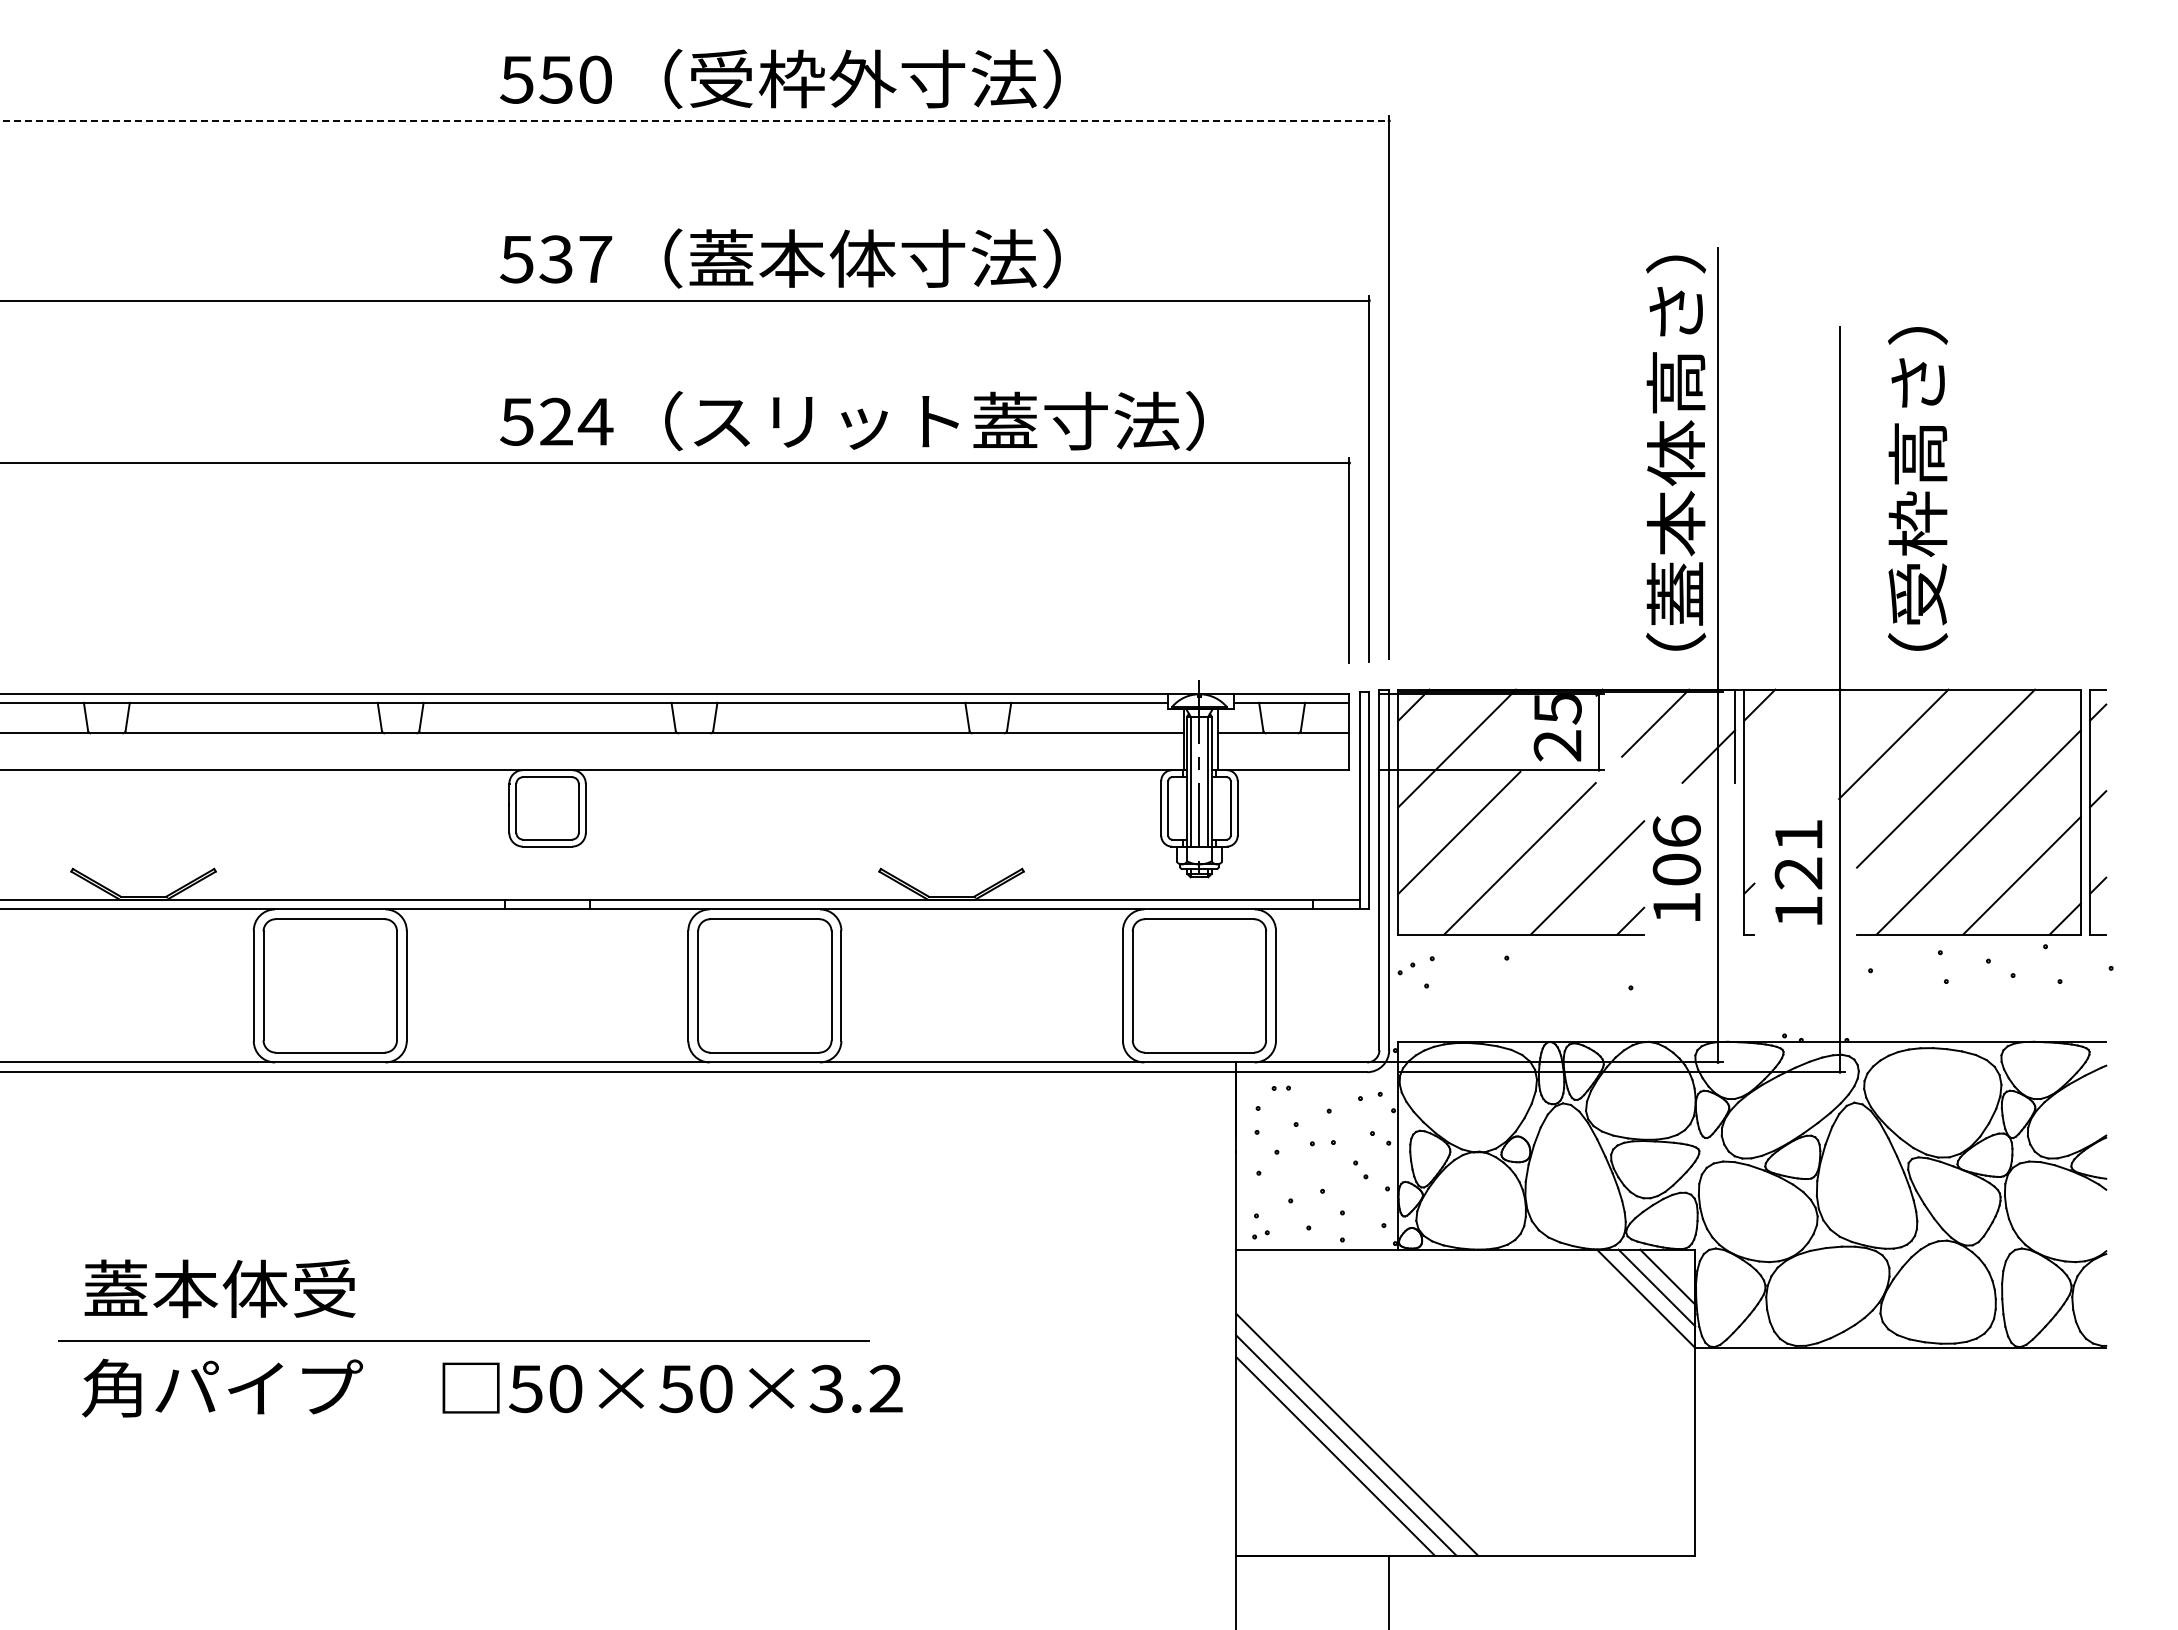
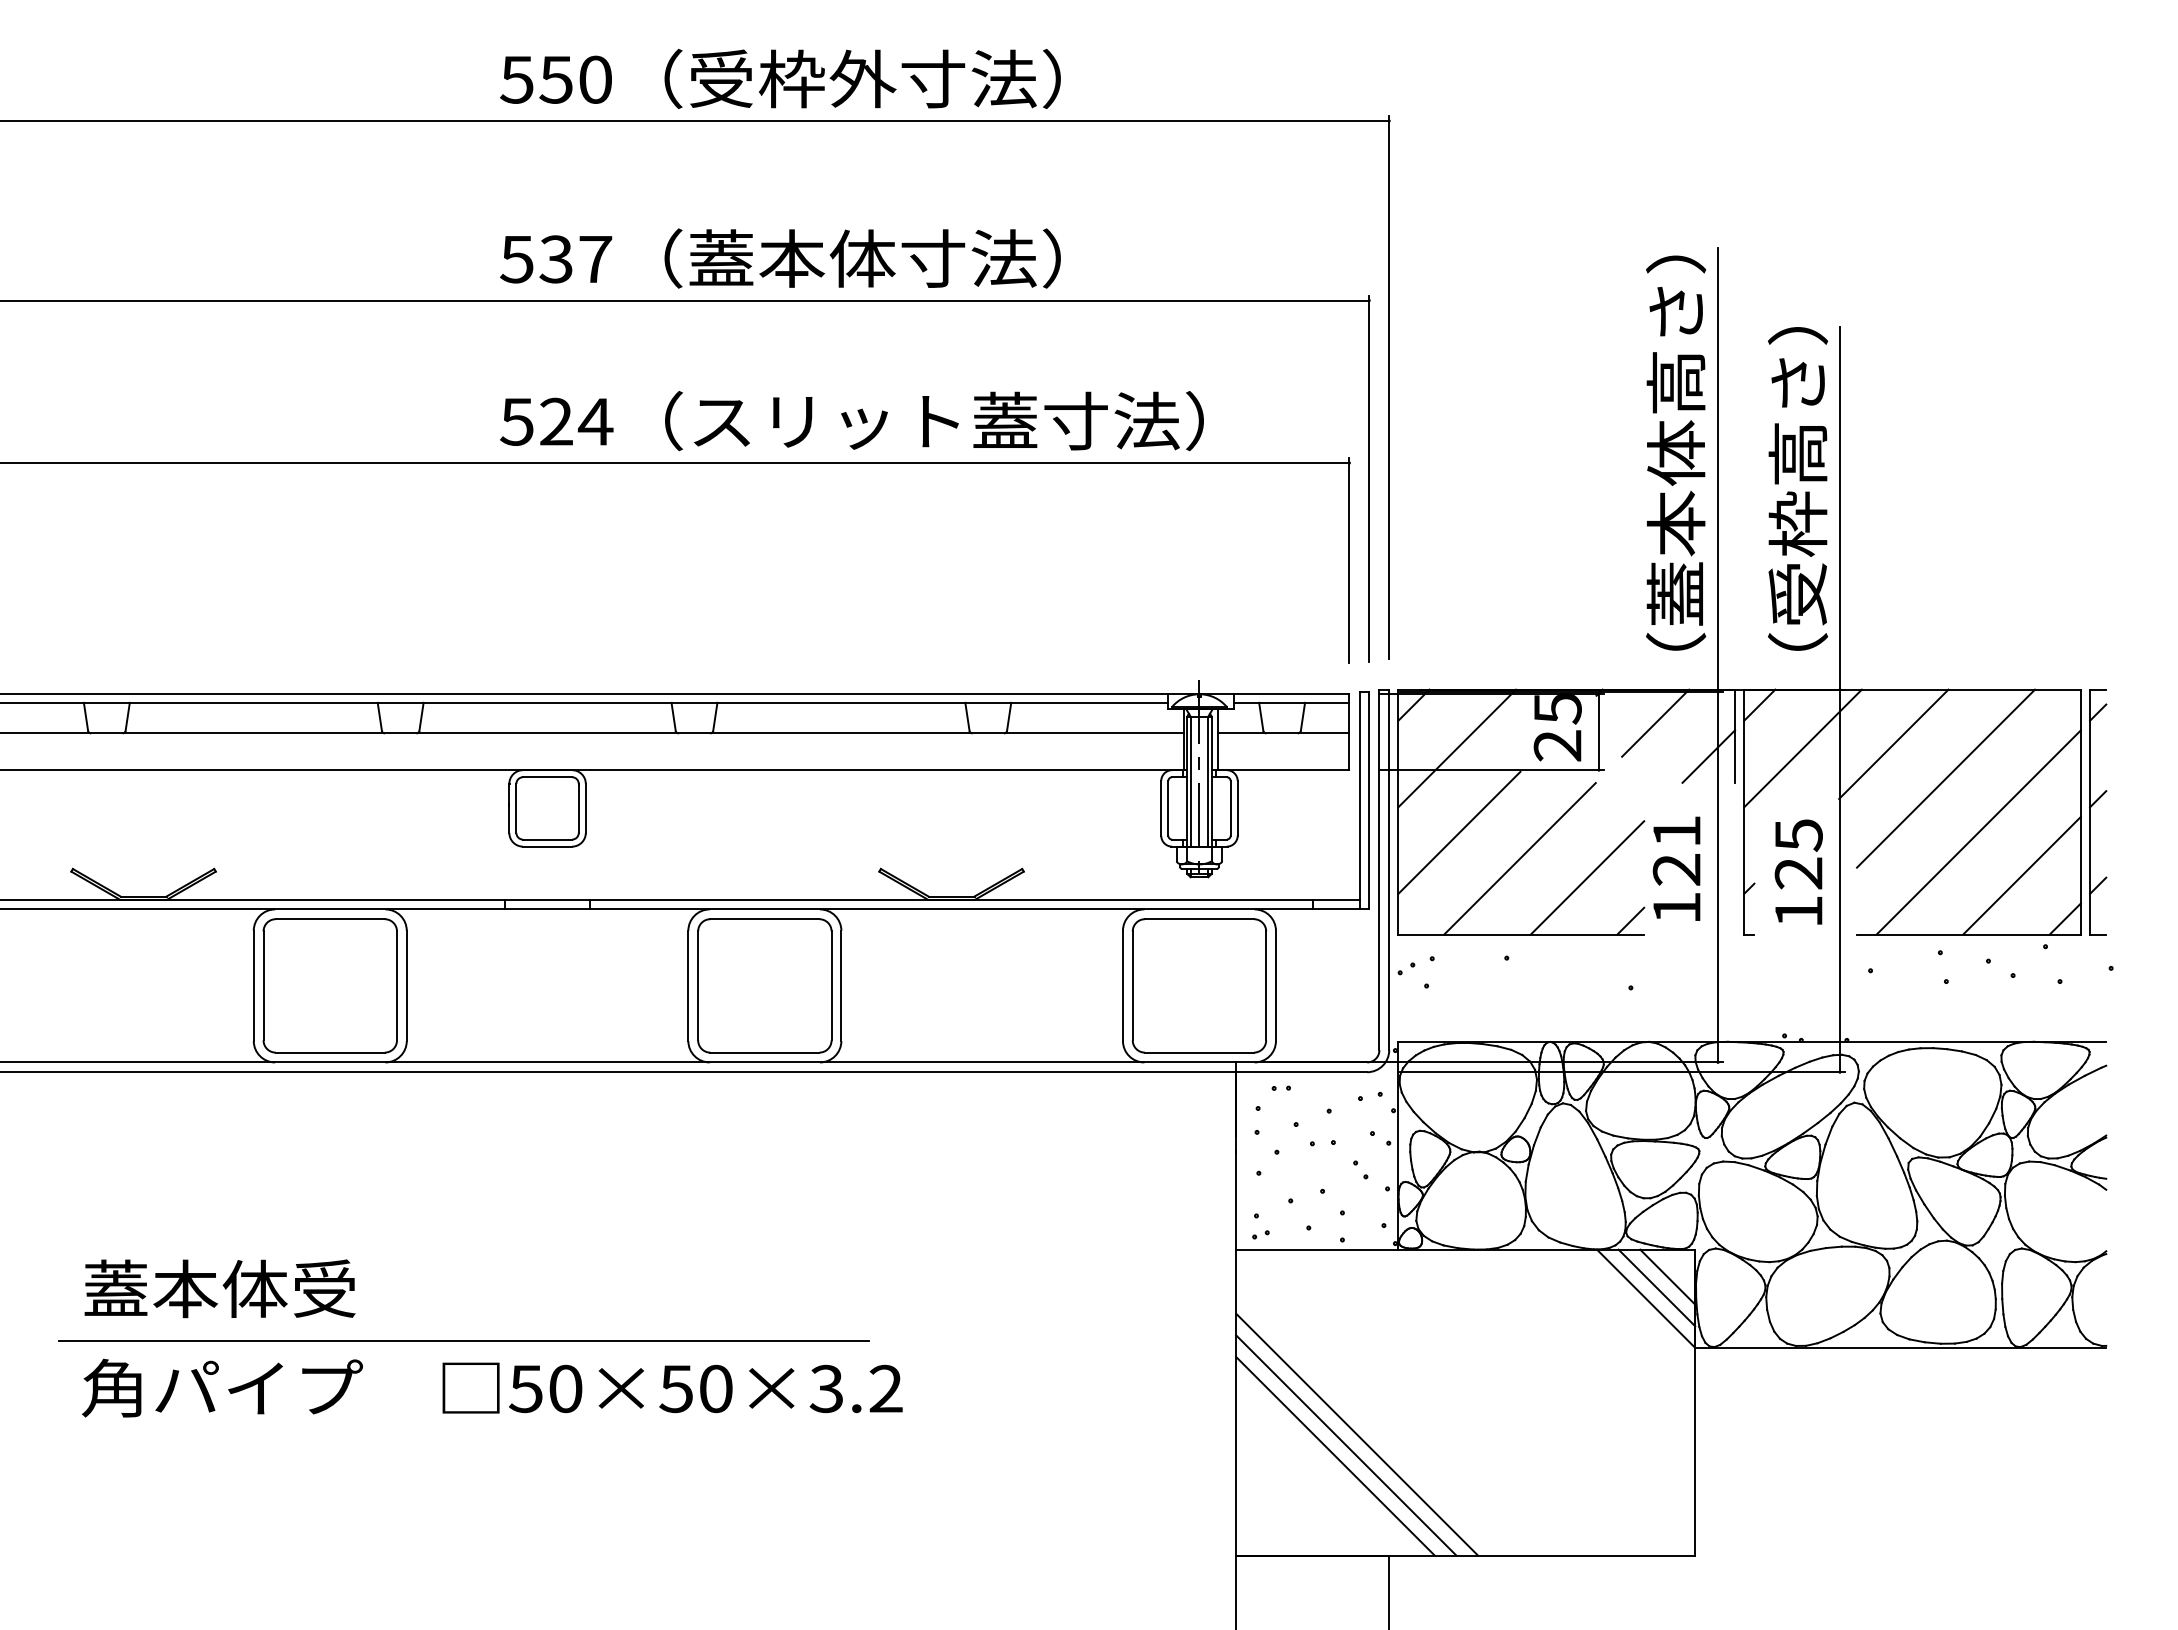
line: dashed -> solid (695, 120)
text position: (1918, 488) -> (1798, 488) (1798, 488)
line: none -> present (1802, 748)
text: 121 -> 125 (1798, 835)
text: 106 -> 121 (1676, 850)
